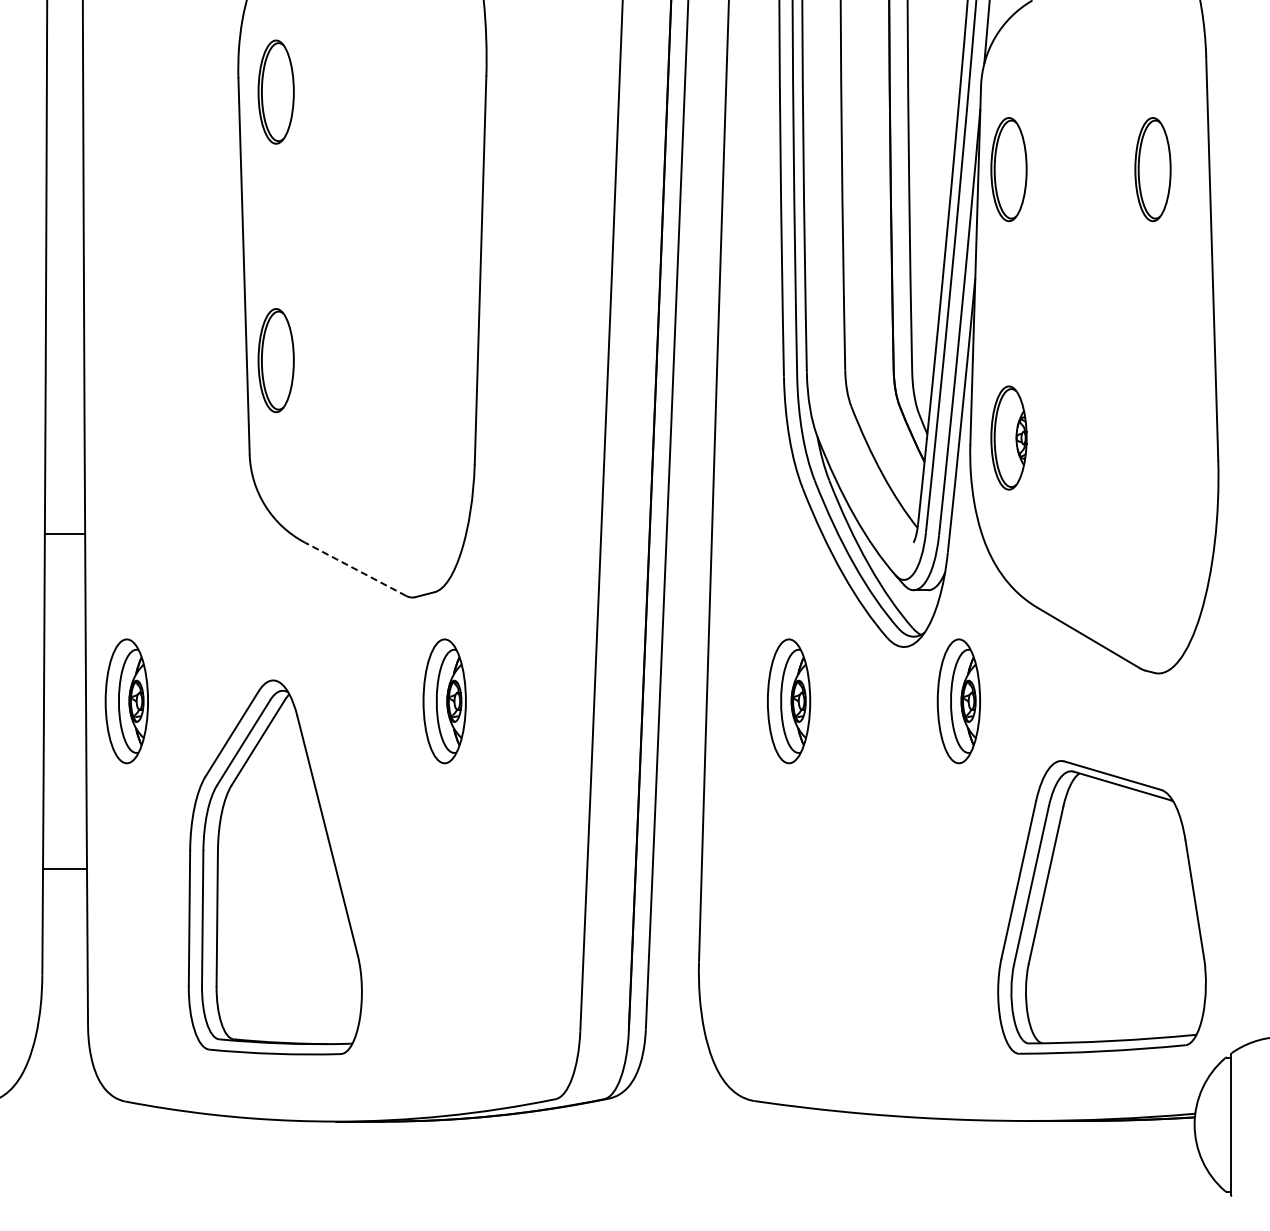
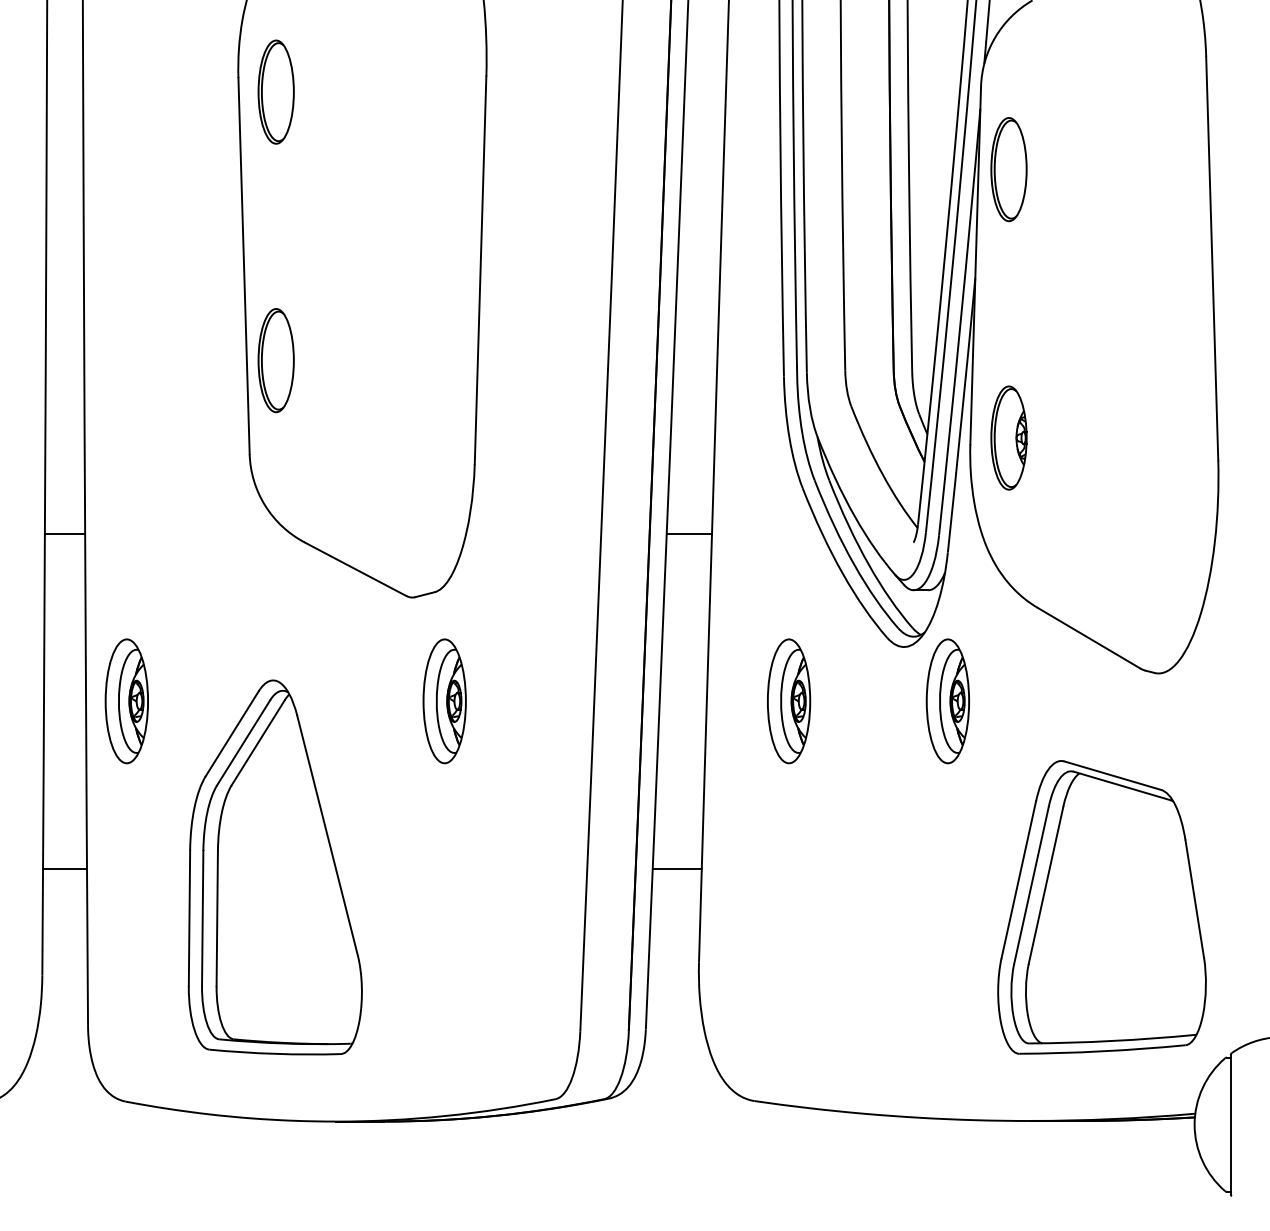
part: present -> none (1152, 169)
line: none -> present (688, 533)
line: dashed -> solid (355, 568)
part position: (958, 701) -> (947, 701) (947, 701)
line: none -> present (676, 869)
